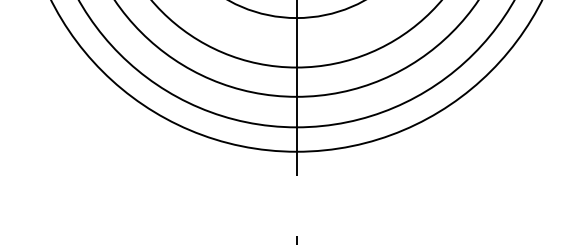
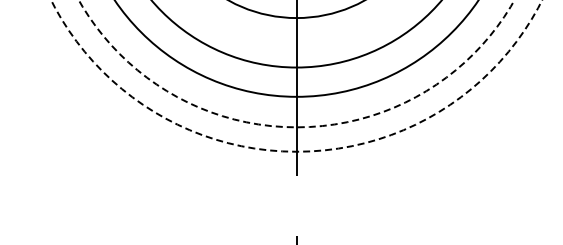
circle: solid -> dashed (296, 63)
circle: solid -> dashed (296, 75)
